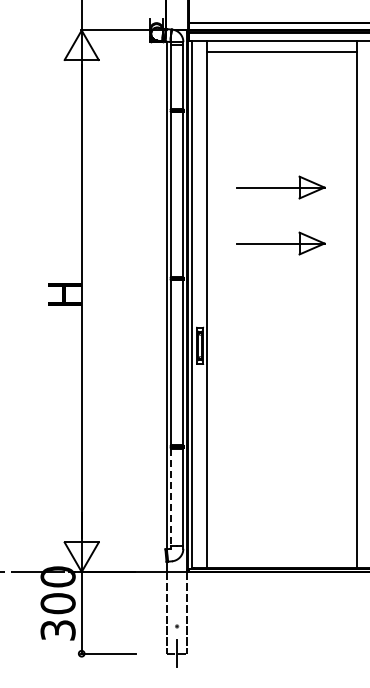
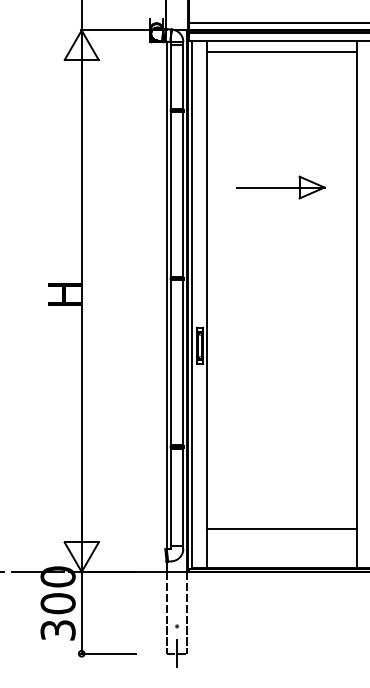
part: present -> none (280, 243)
line: dashed -> solid (171, 497)
line: none -> present (281, 529)
